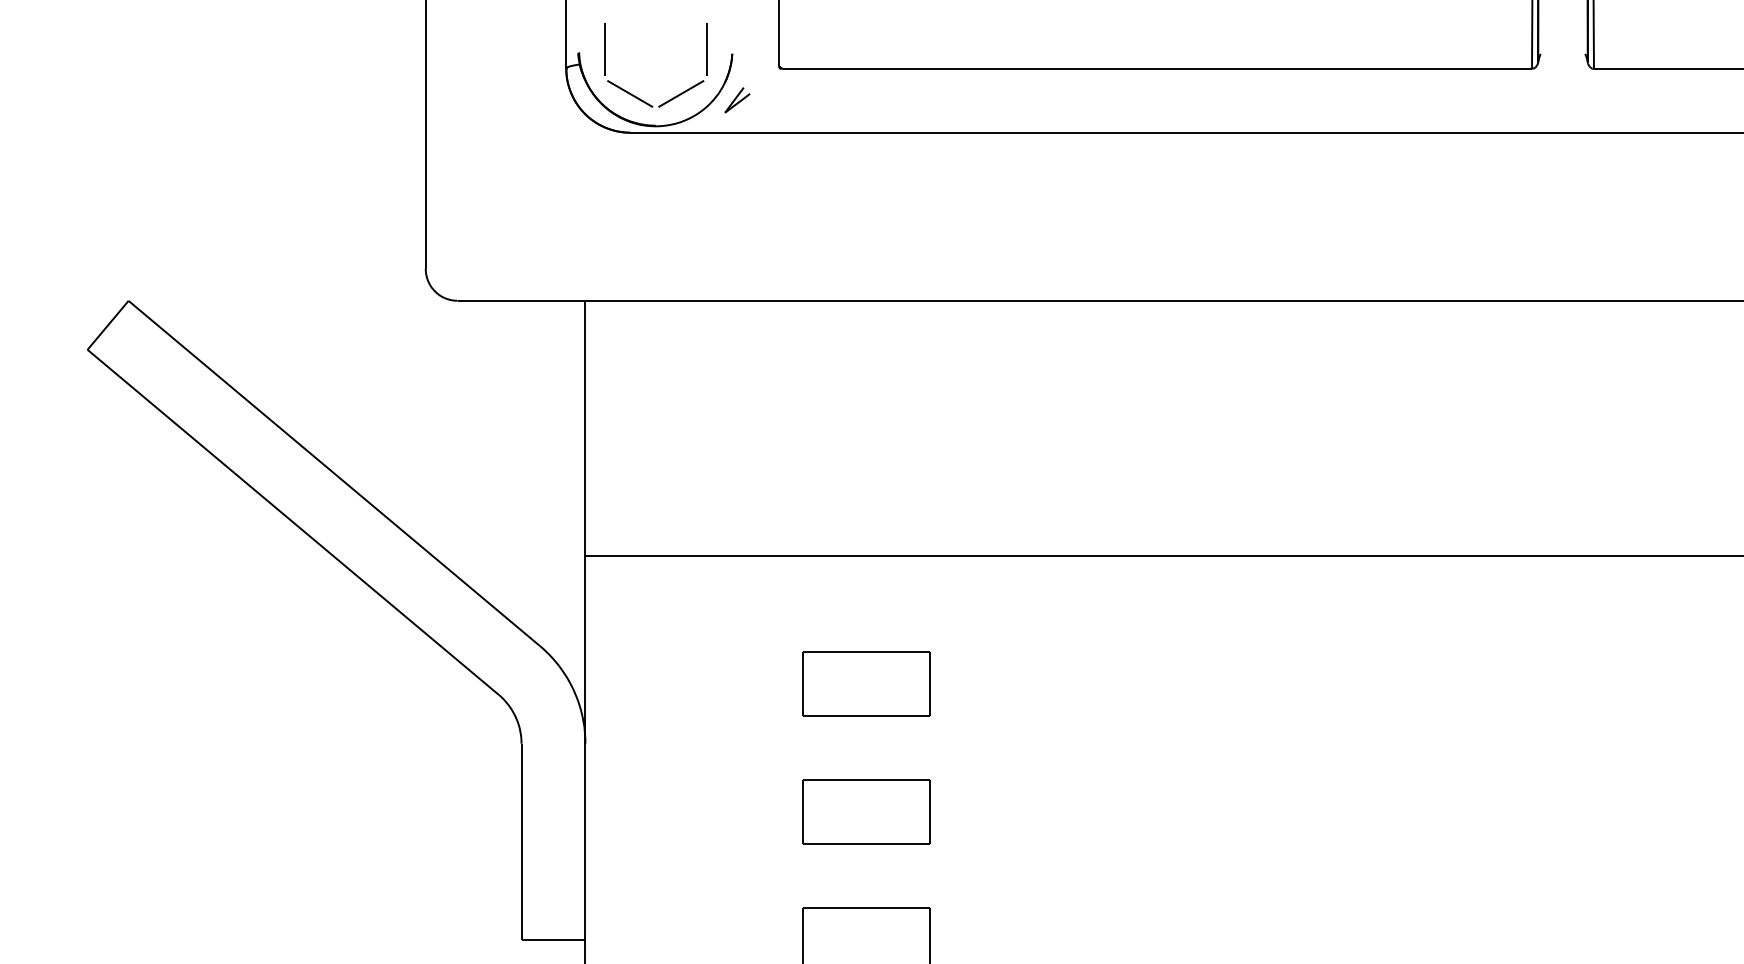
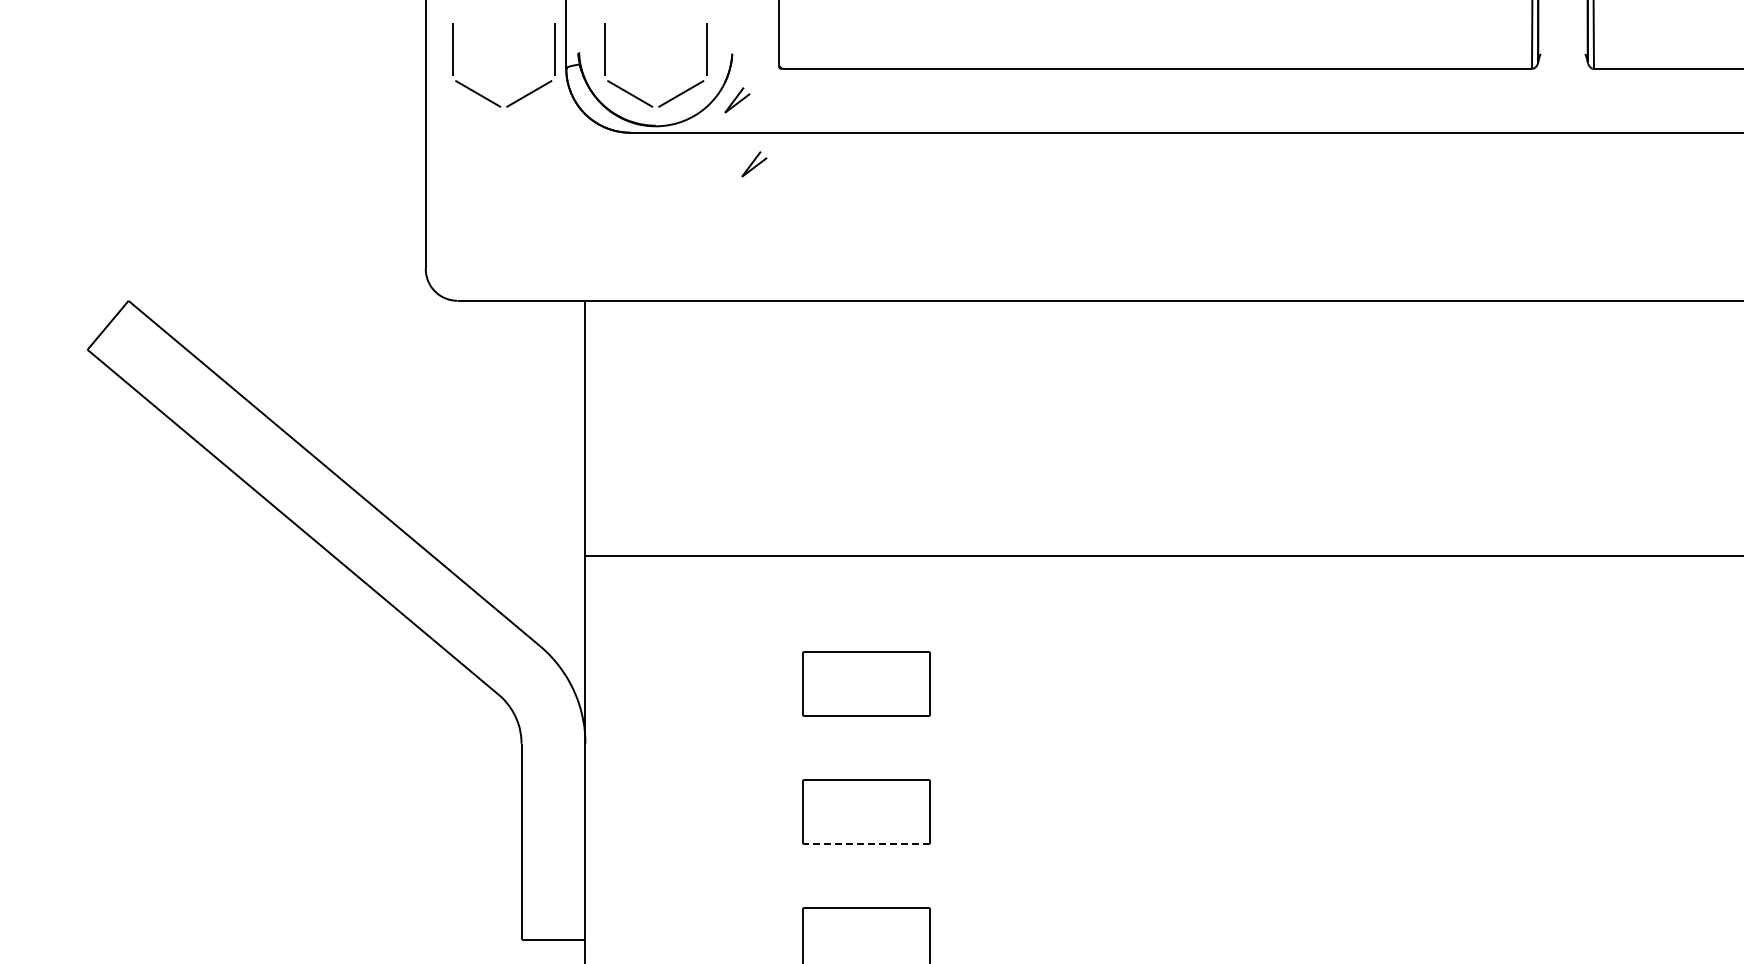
part: none -> present (483, 95)
part: none -> present (754, 164)
line: solid -> dashed (866, 843)
